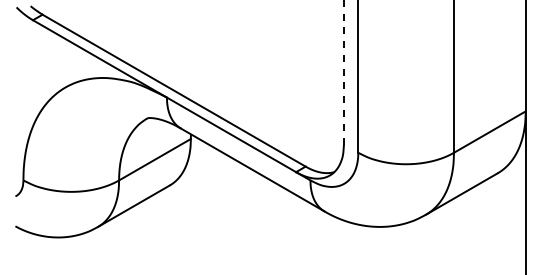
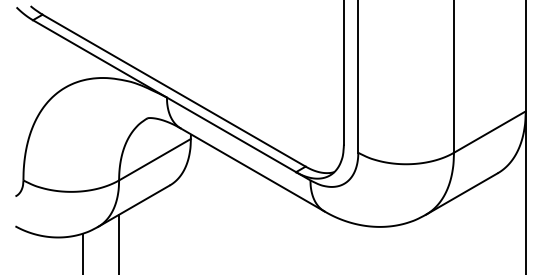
line: dashed -> solid (343, 72)
line: none -> present (119, 242)
line: none -> present (83, 252)
